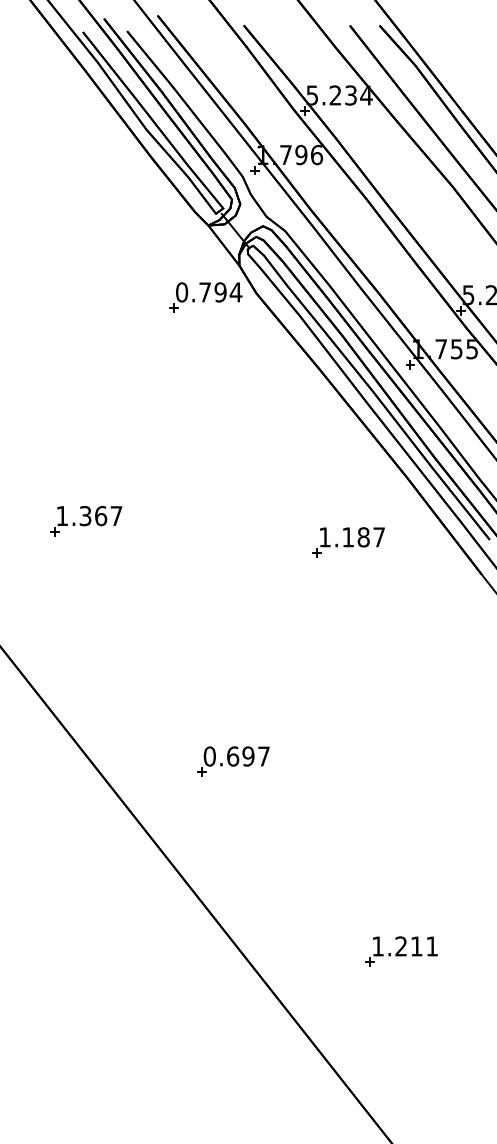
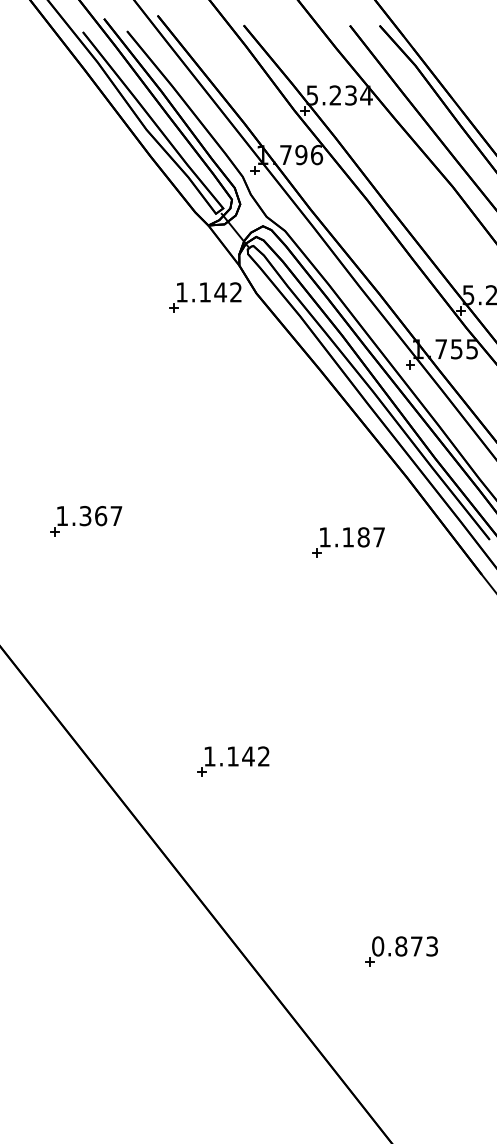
text: 0.794 -> 1.142 (209, 292)
text: 0.697 -> 1.142 (236, 756)
text: 1.211 -> 0.873 (404, 946)
